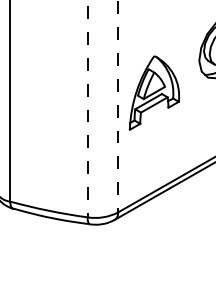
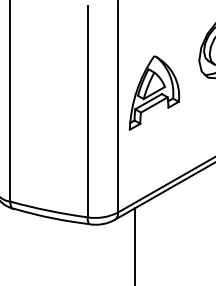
line: dashed -> solid (118, 106)
line: dashed -> solid (87, 111)
line: none -> present (134, 245)
